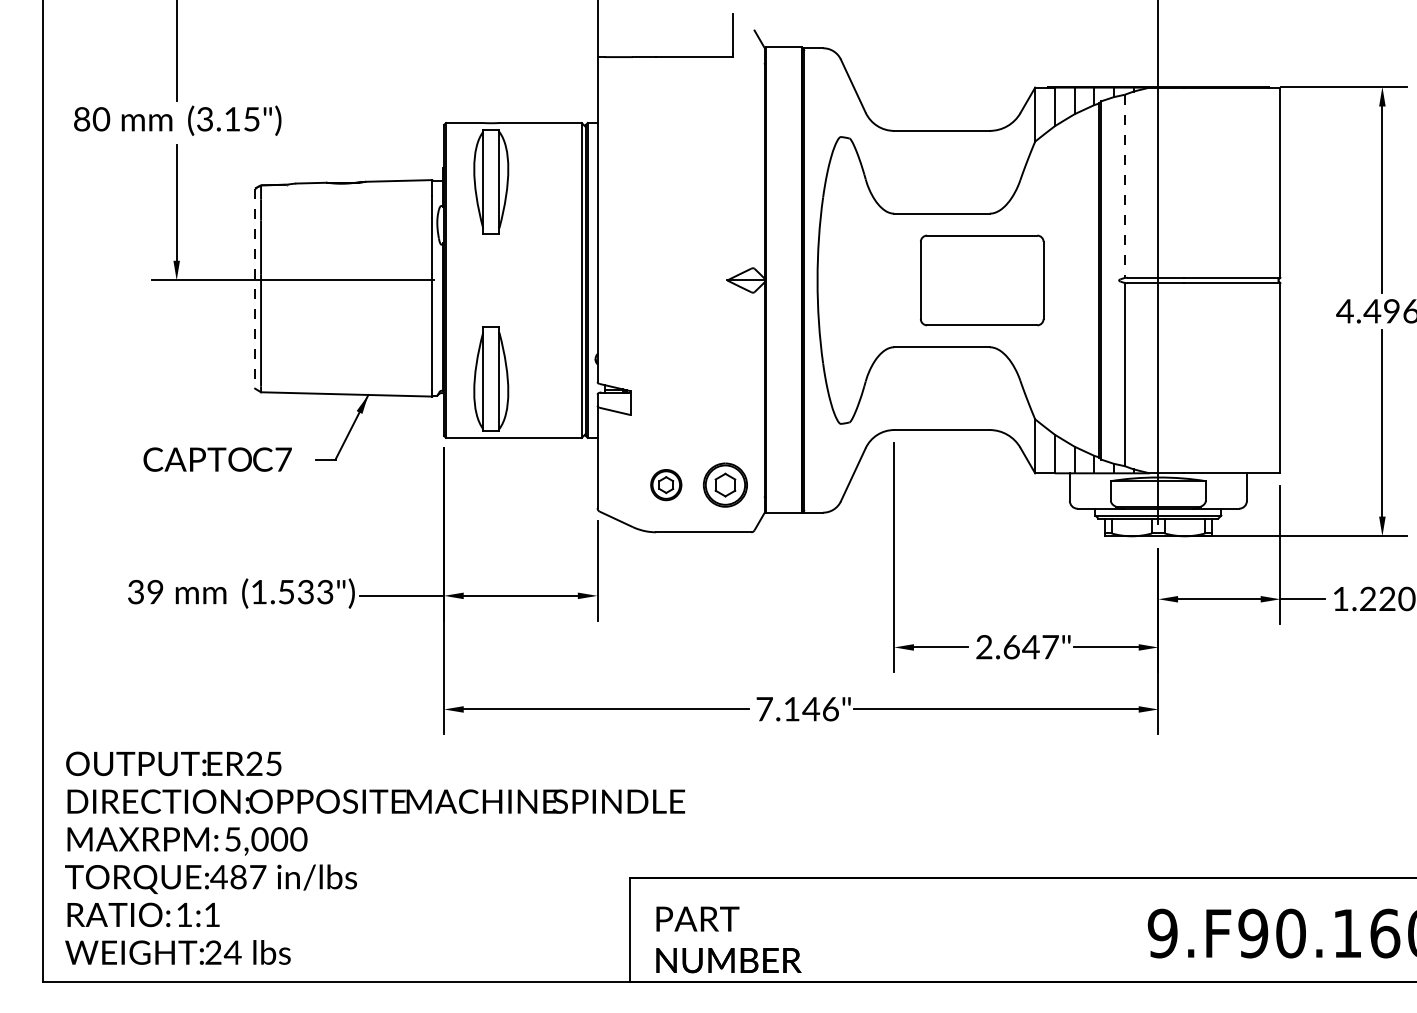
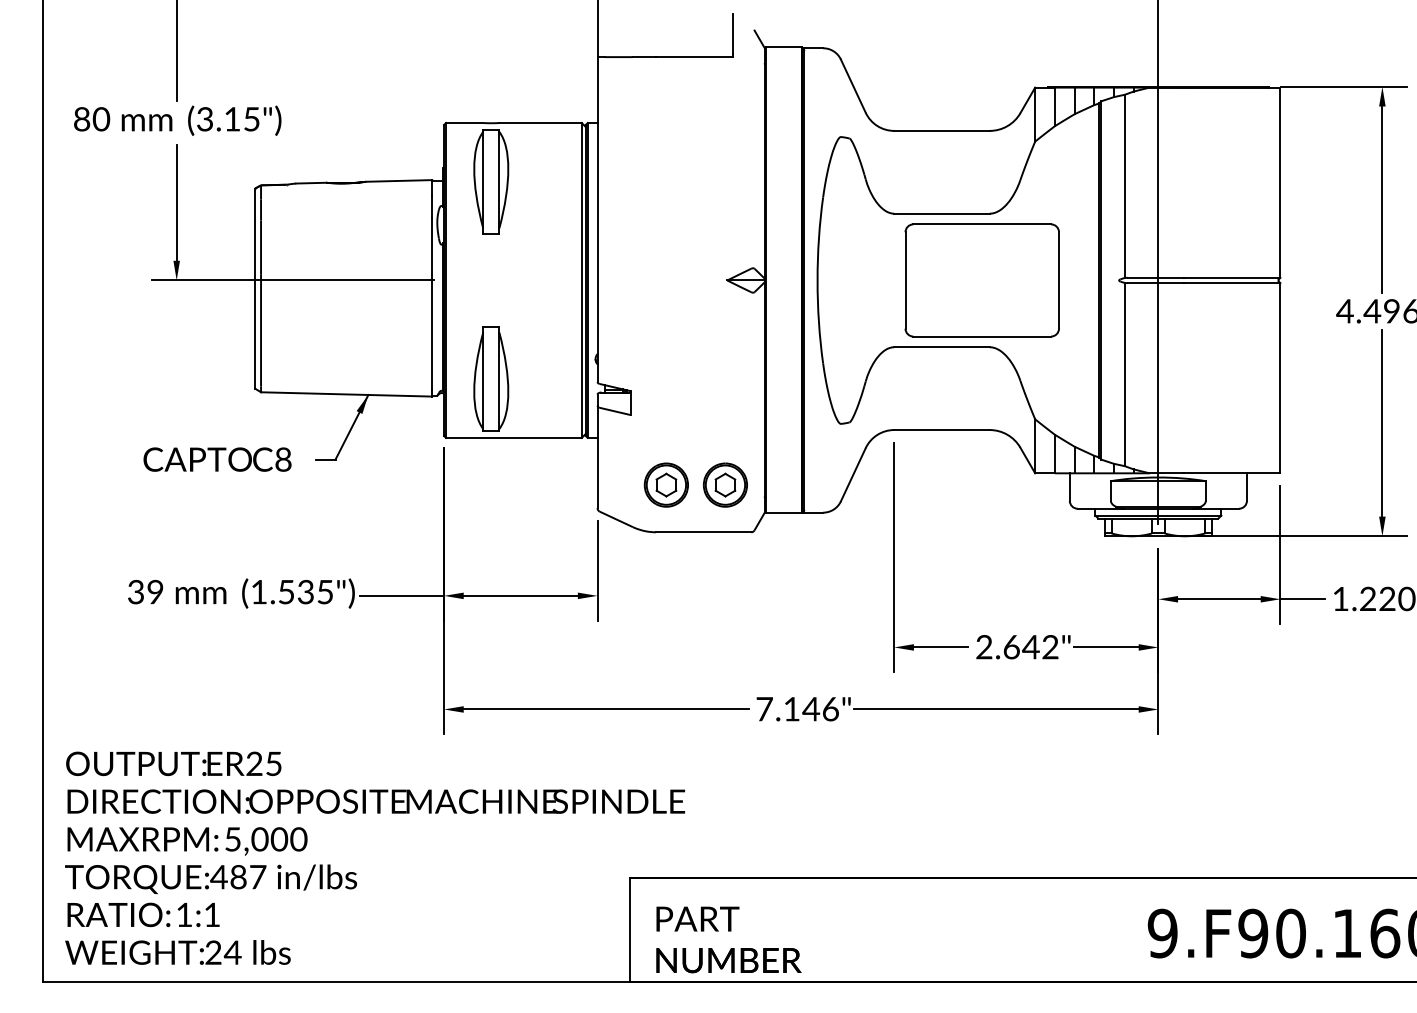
line: dashed -> solid (1124, 186)
part size: 125x93 px -> 156x115 px (981, 280)
line: dashed -> solid (255, 289)
text: C7 -> C8 (283, 459)
part size: 33x33 px -> 46x46 px (665, 484)
text: (1.533") -> (1.535") (325, 591)
text: 2.647" -> 2.642" (1050, 647)
